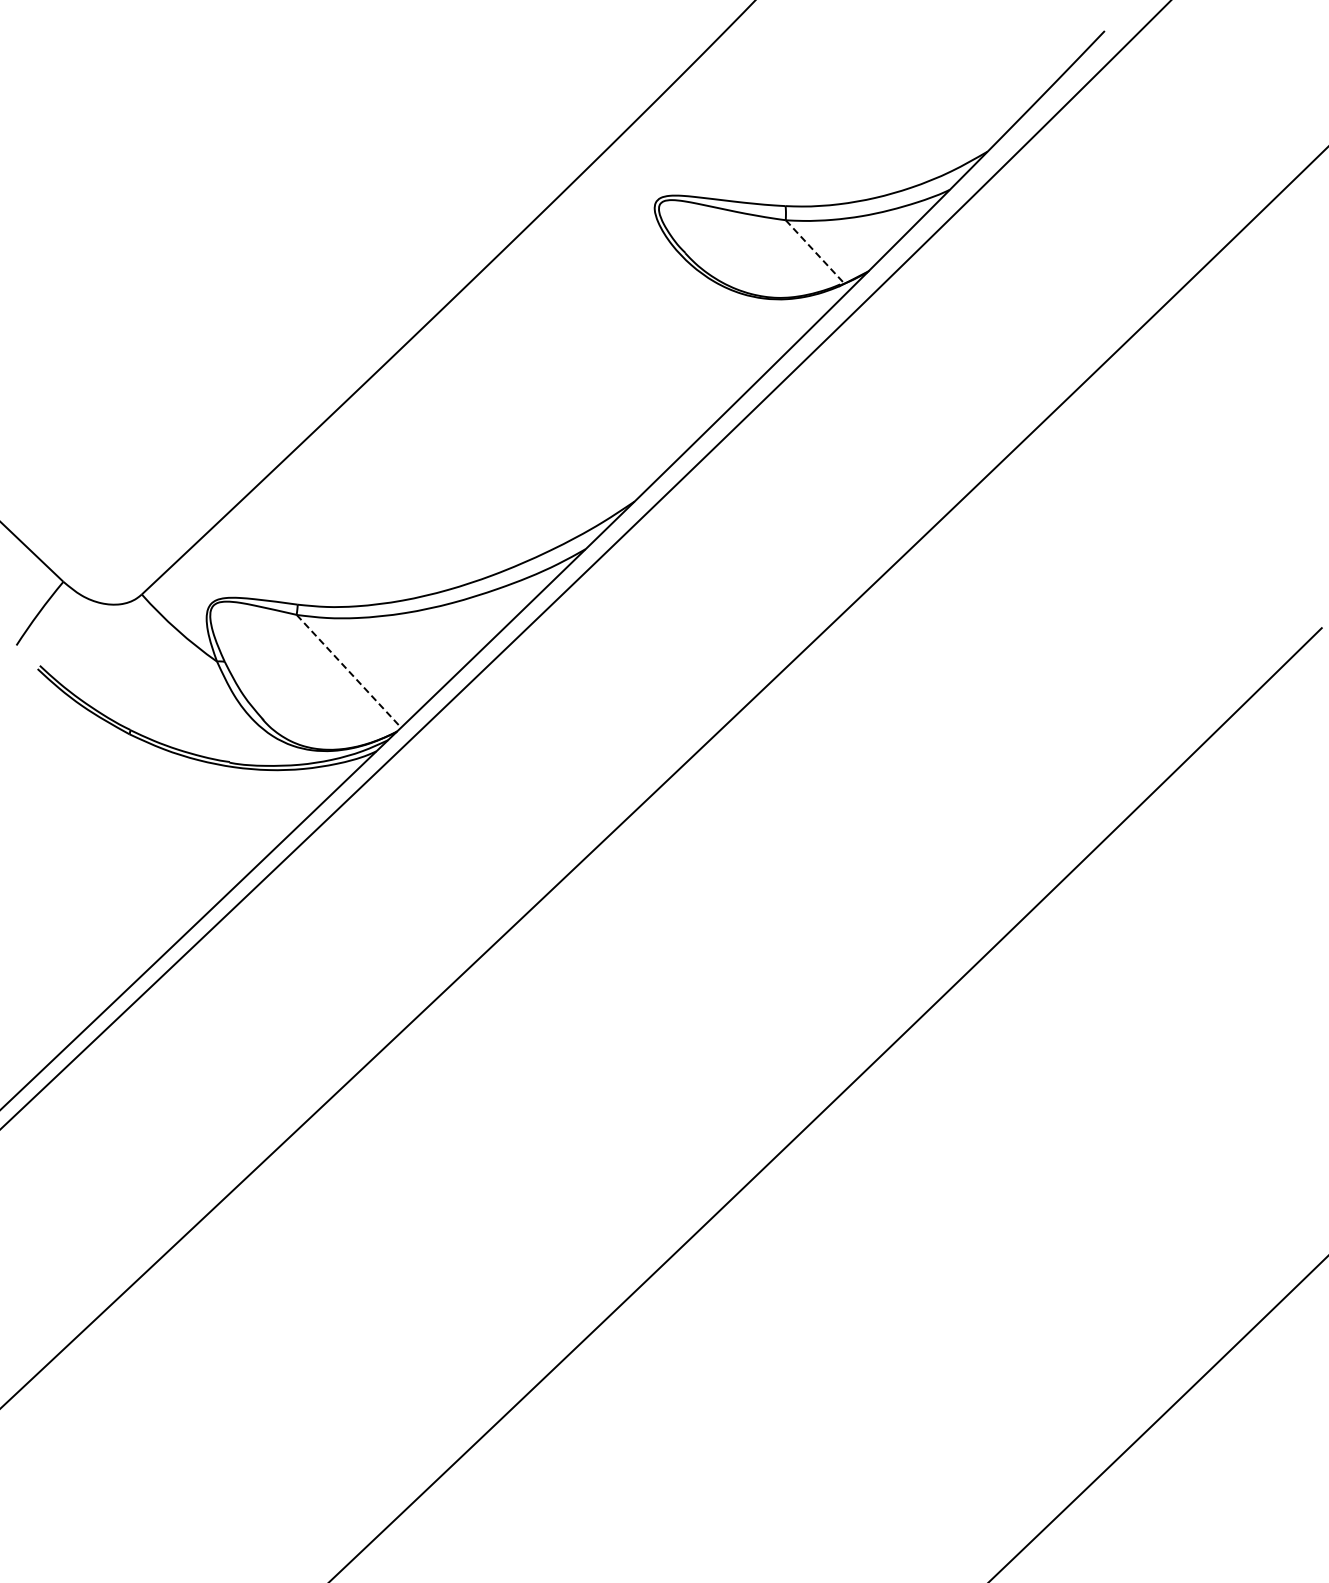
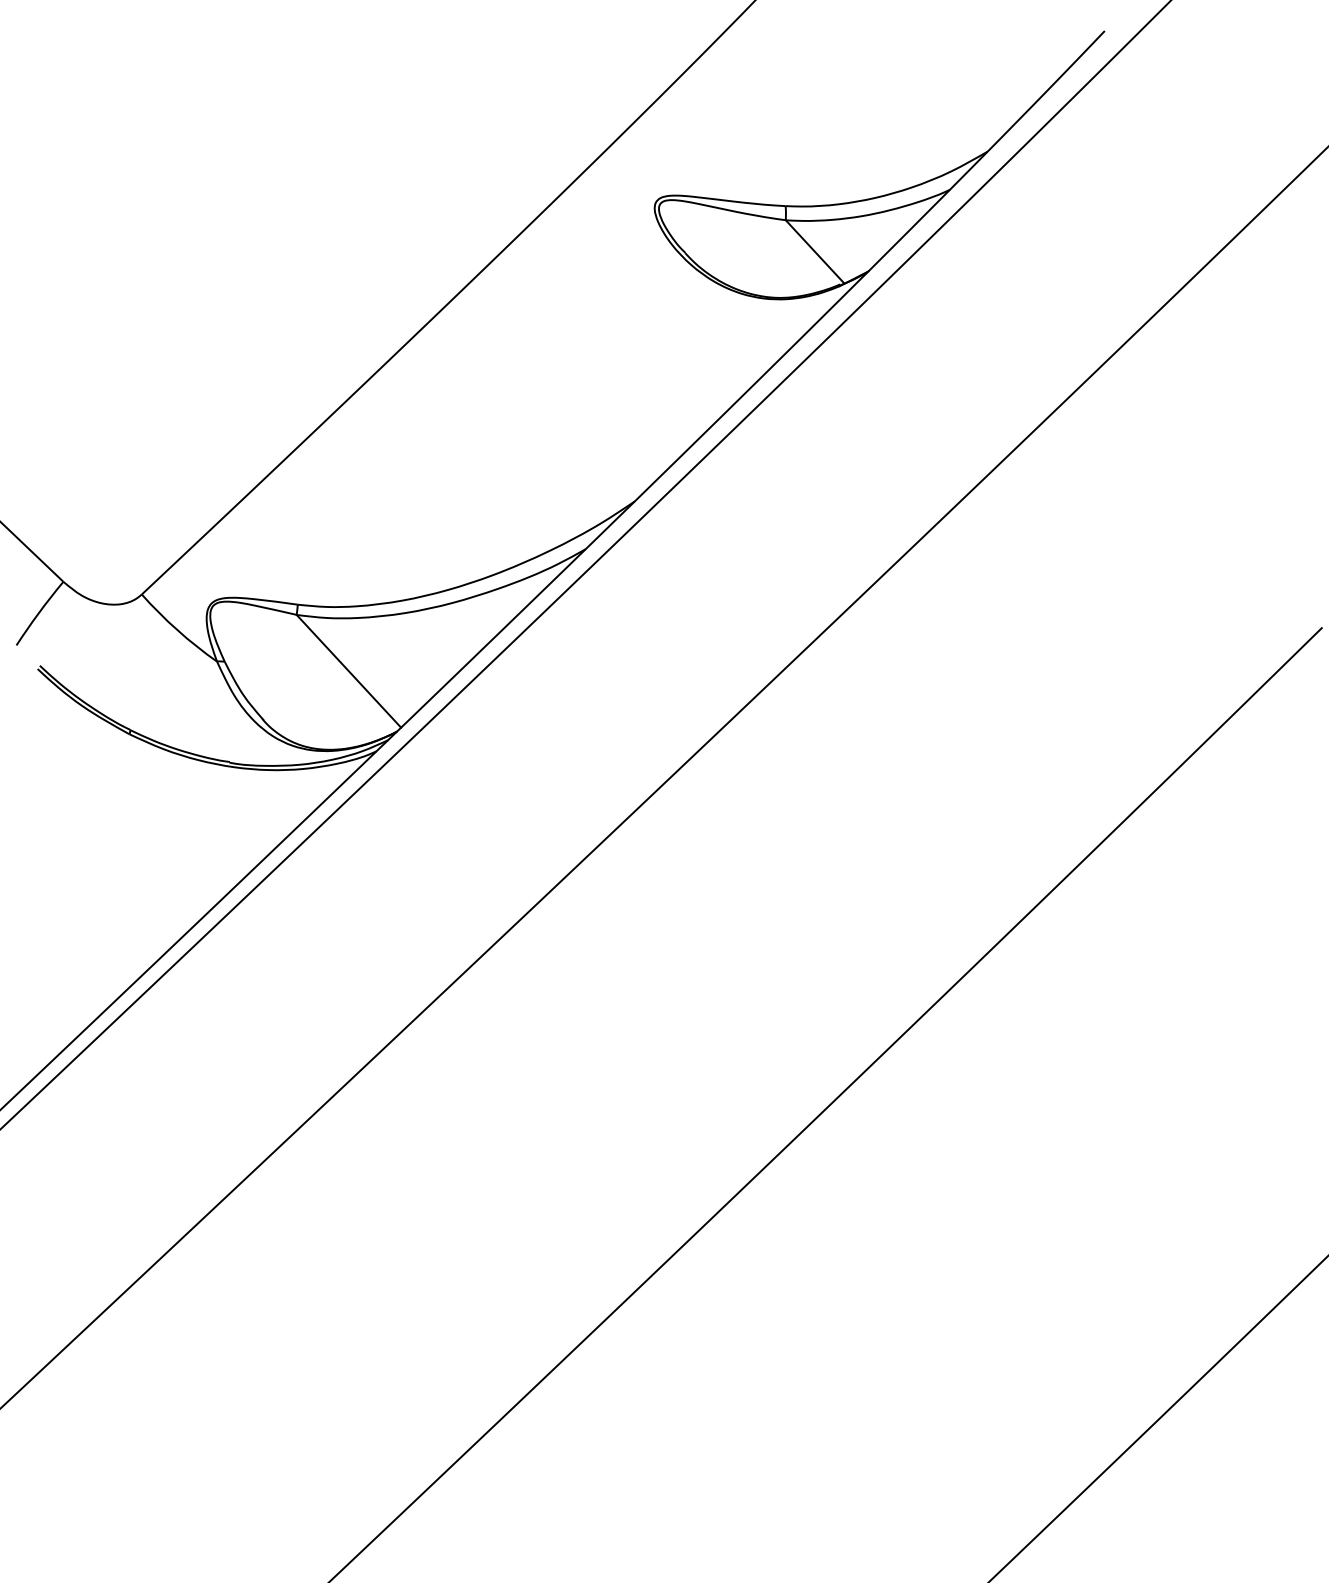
line: dashed -> solid (815, 252)
line: dashed -> solid (348, 671)
